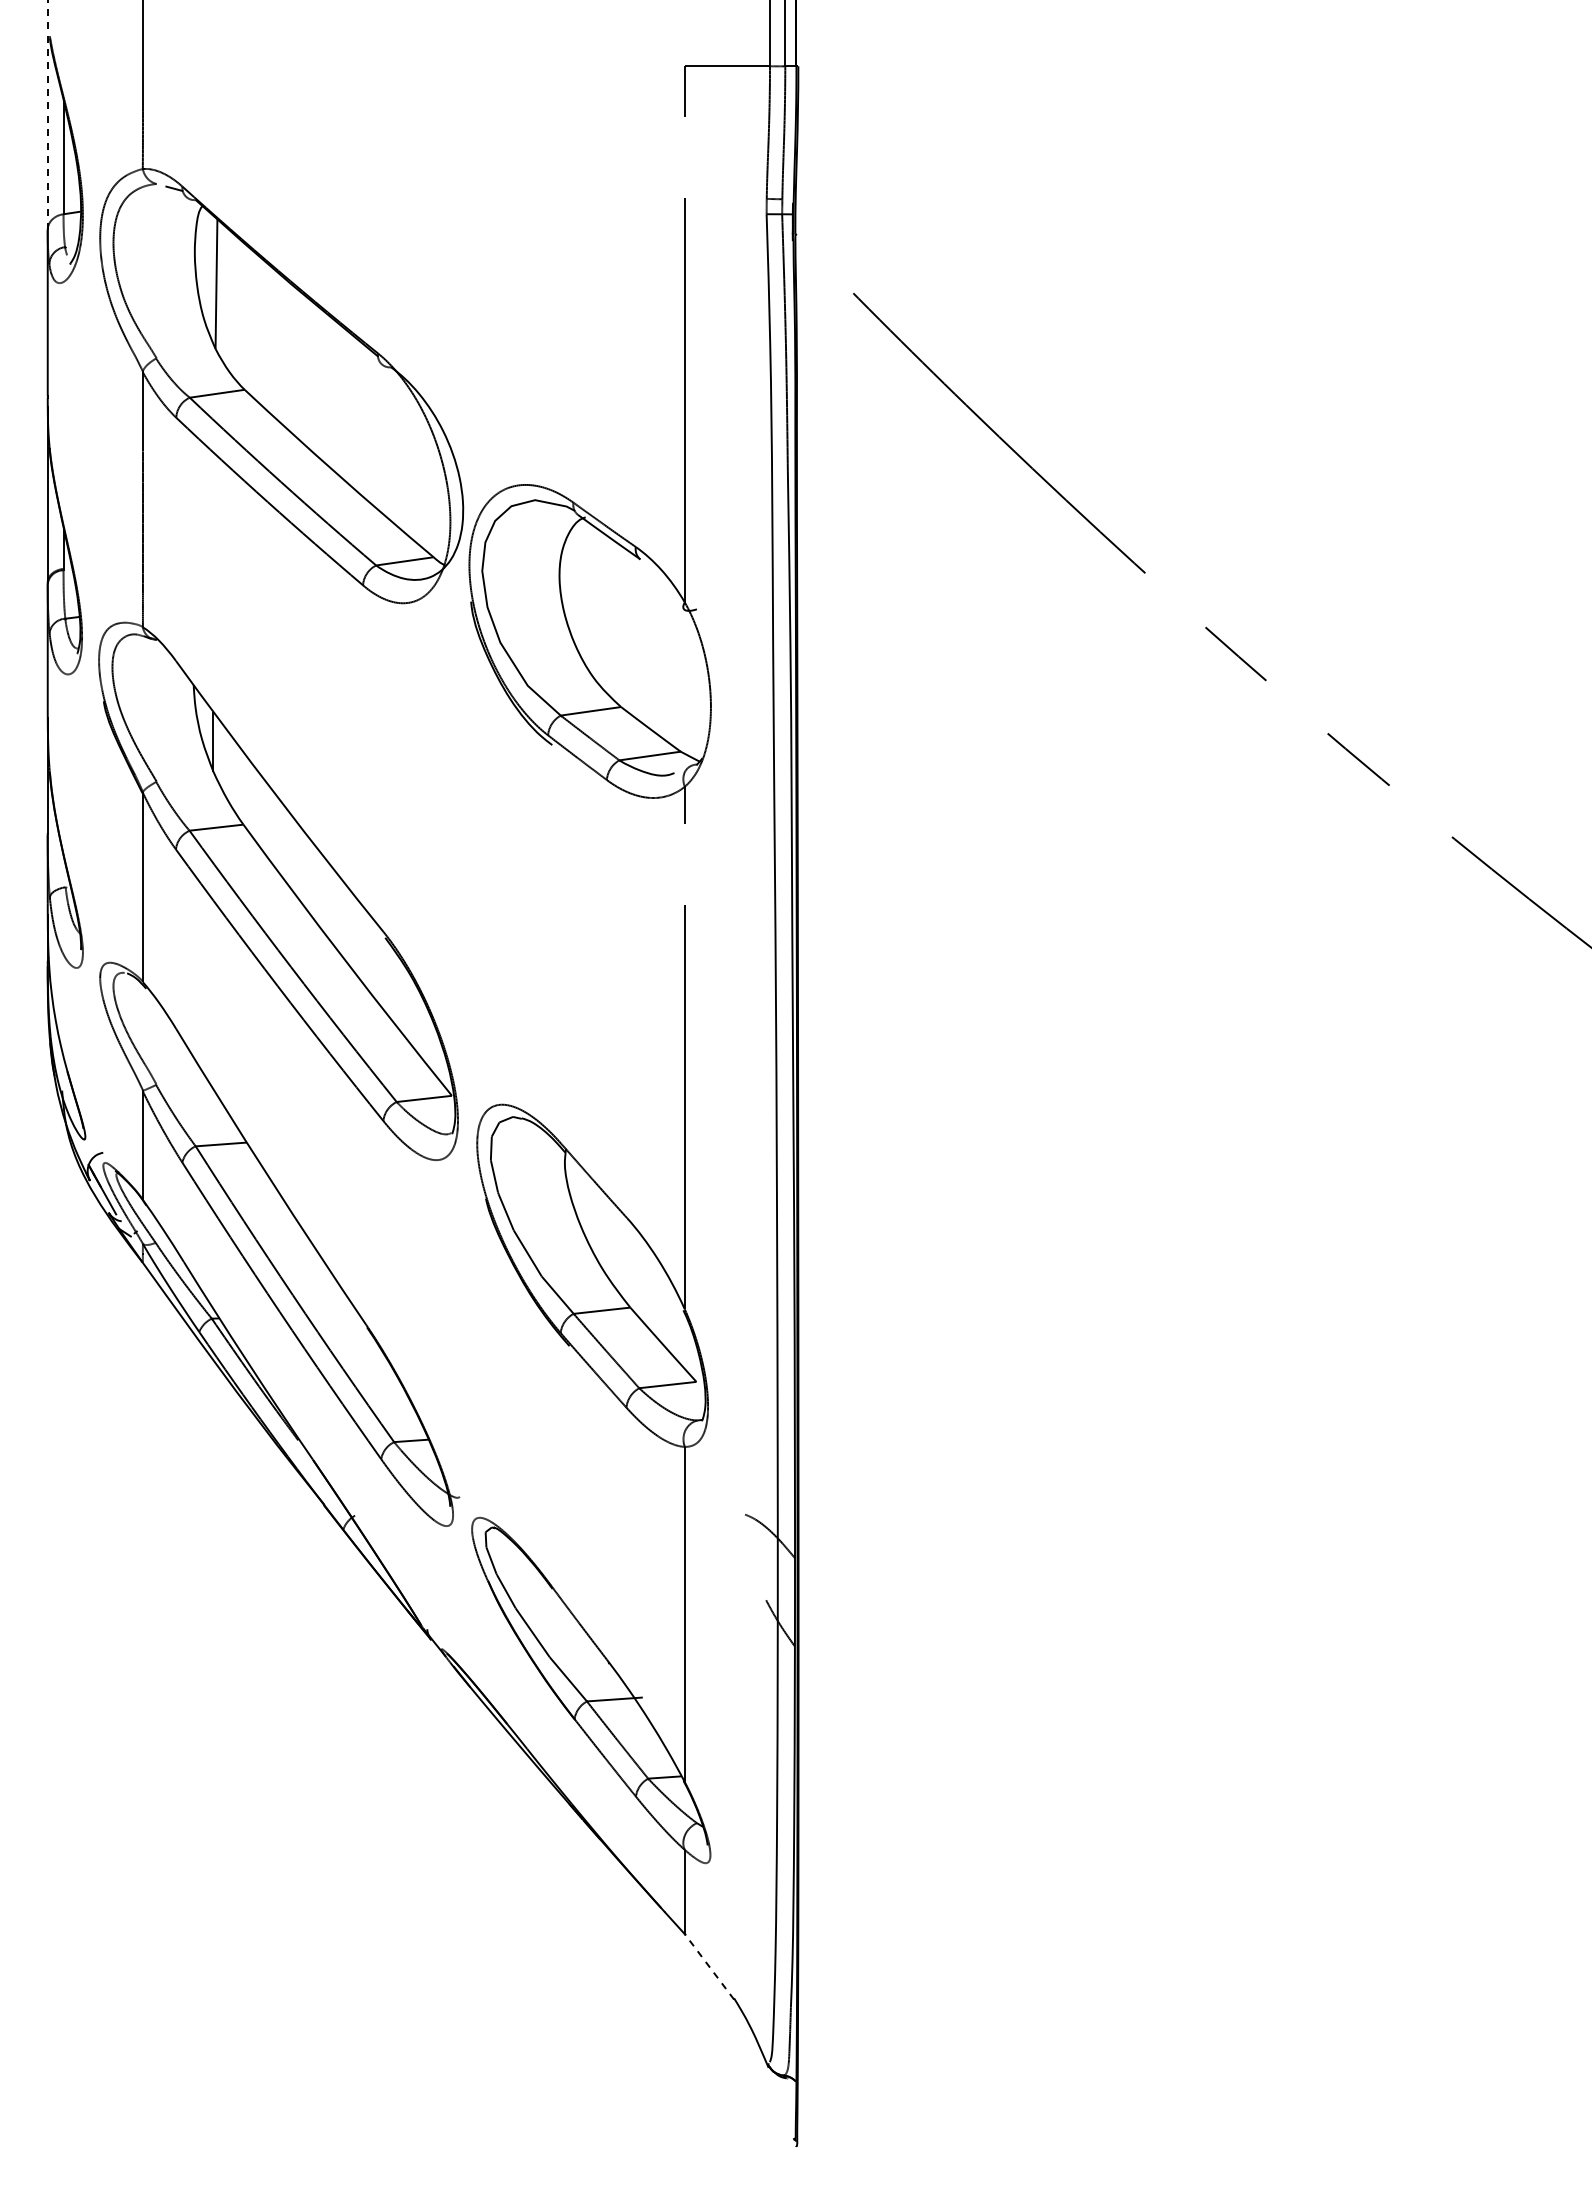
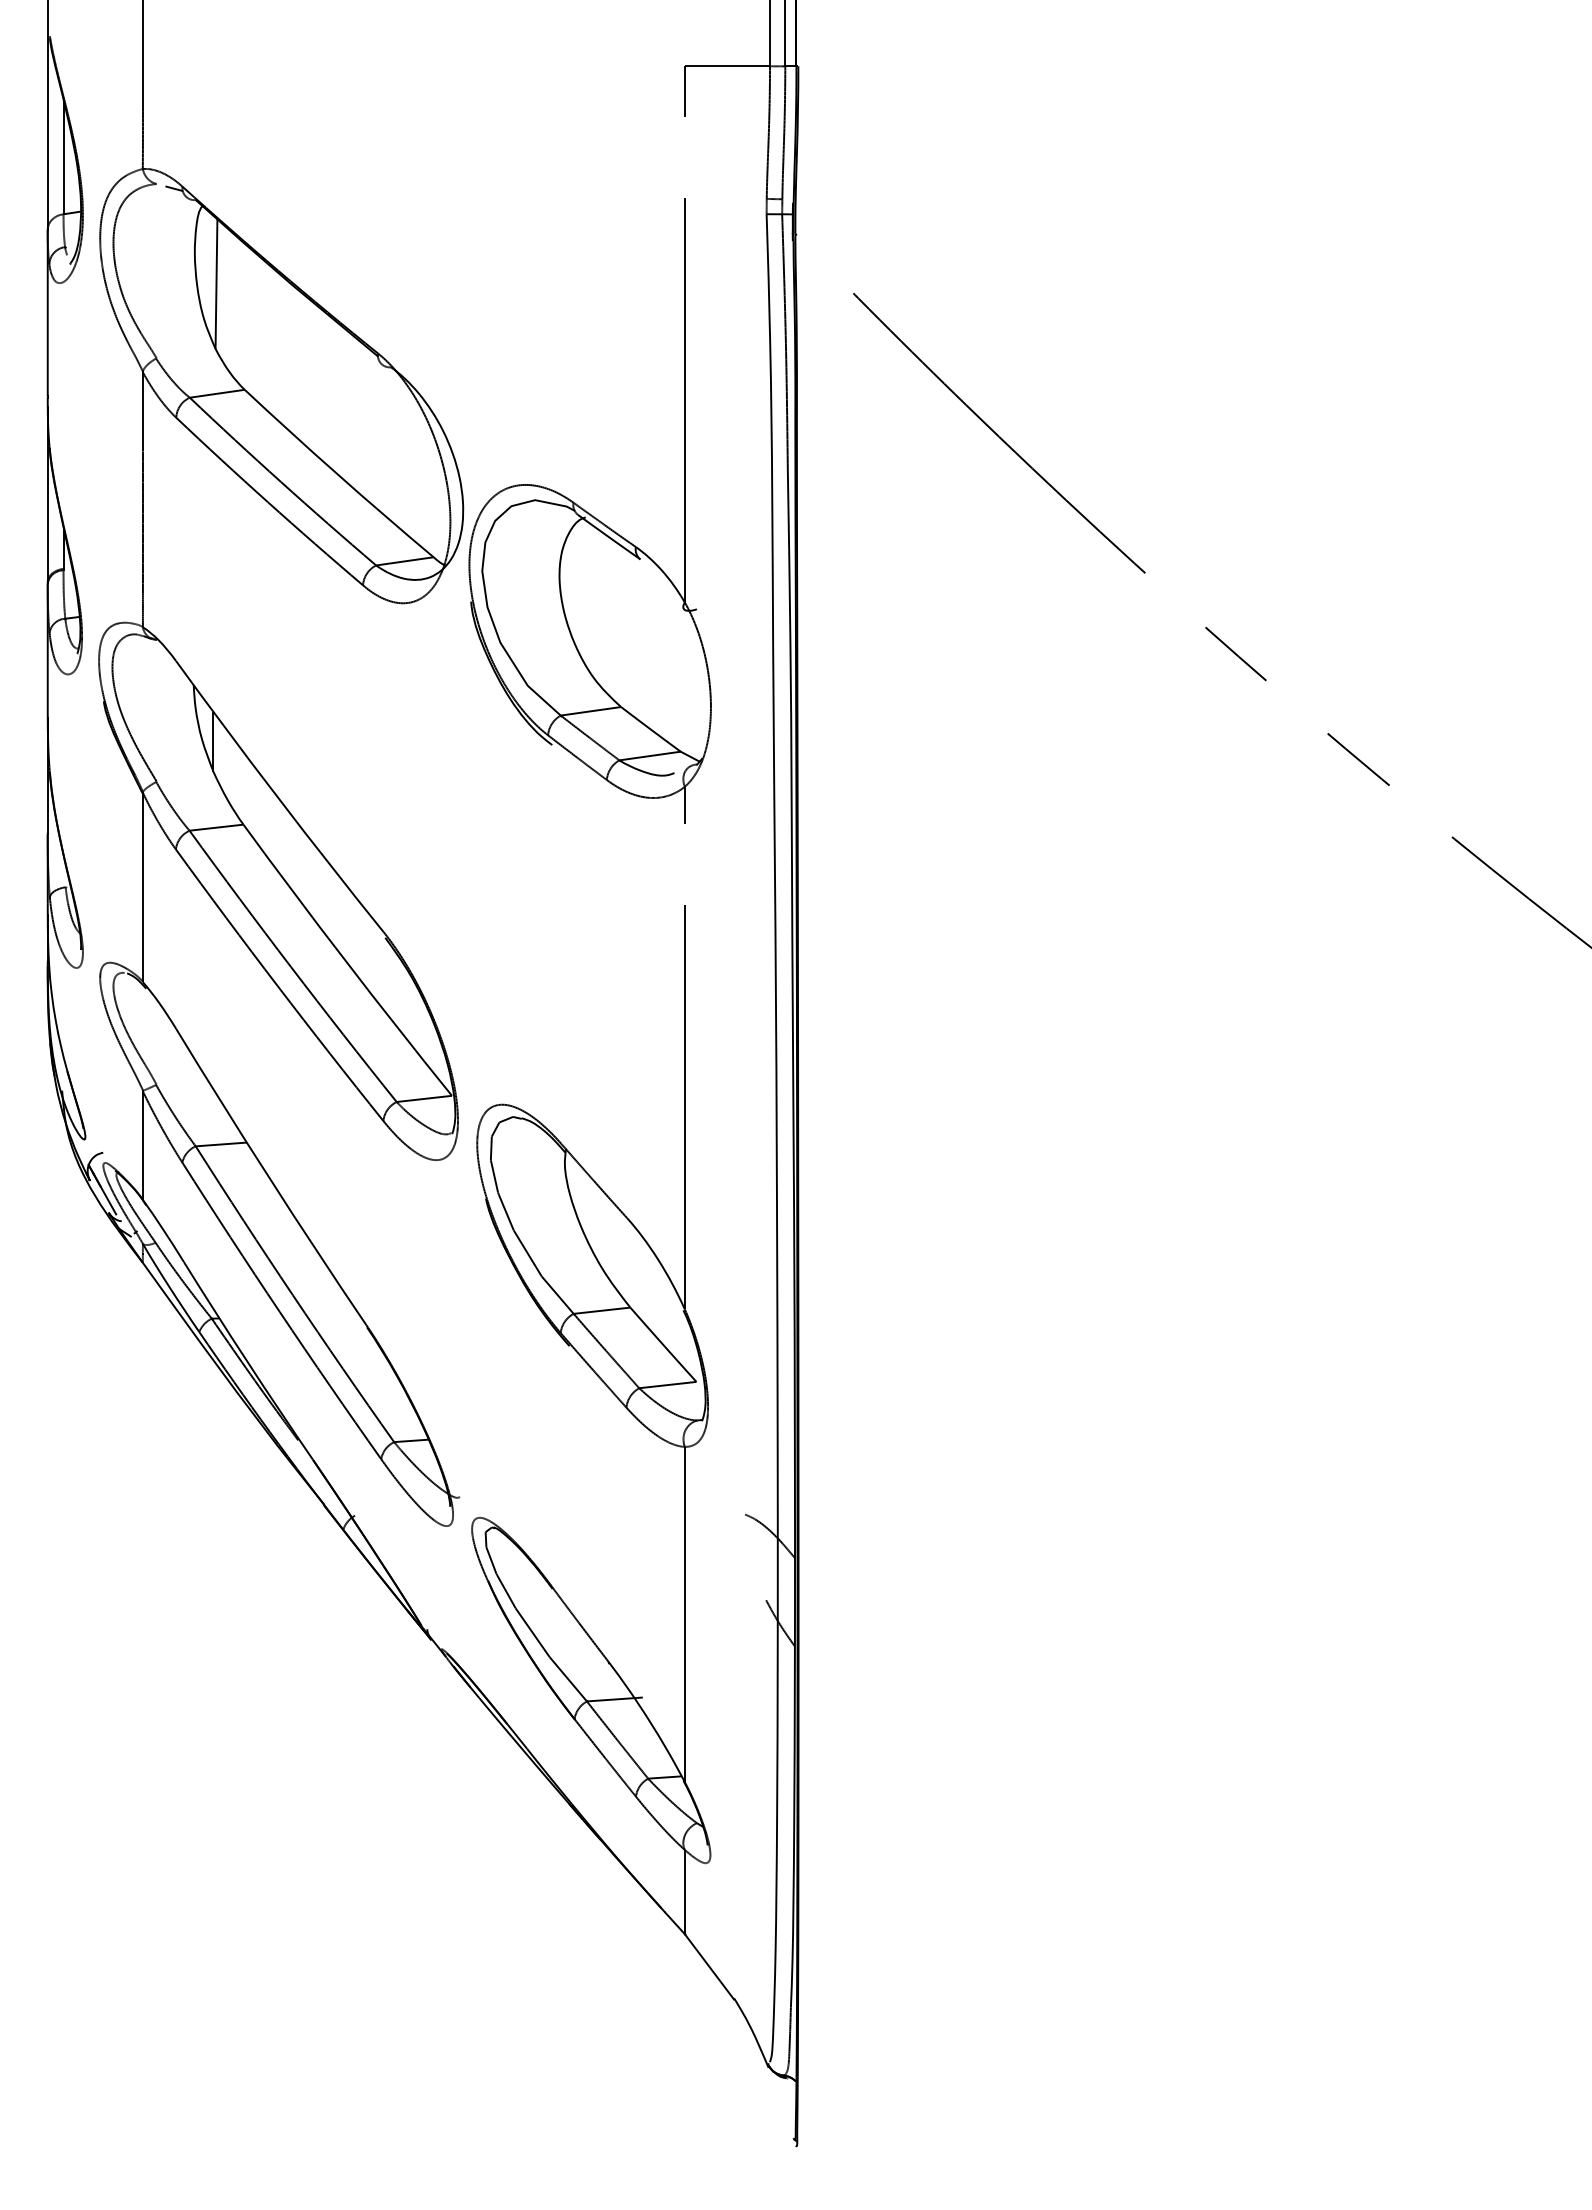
line: dashed -> solid (47, 114)
line: dashed -> solid (709, 1966)
